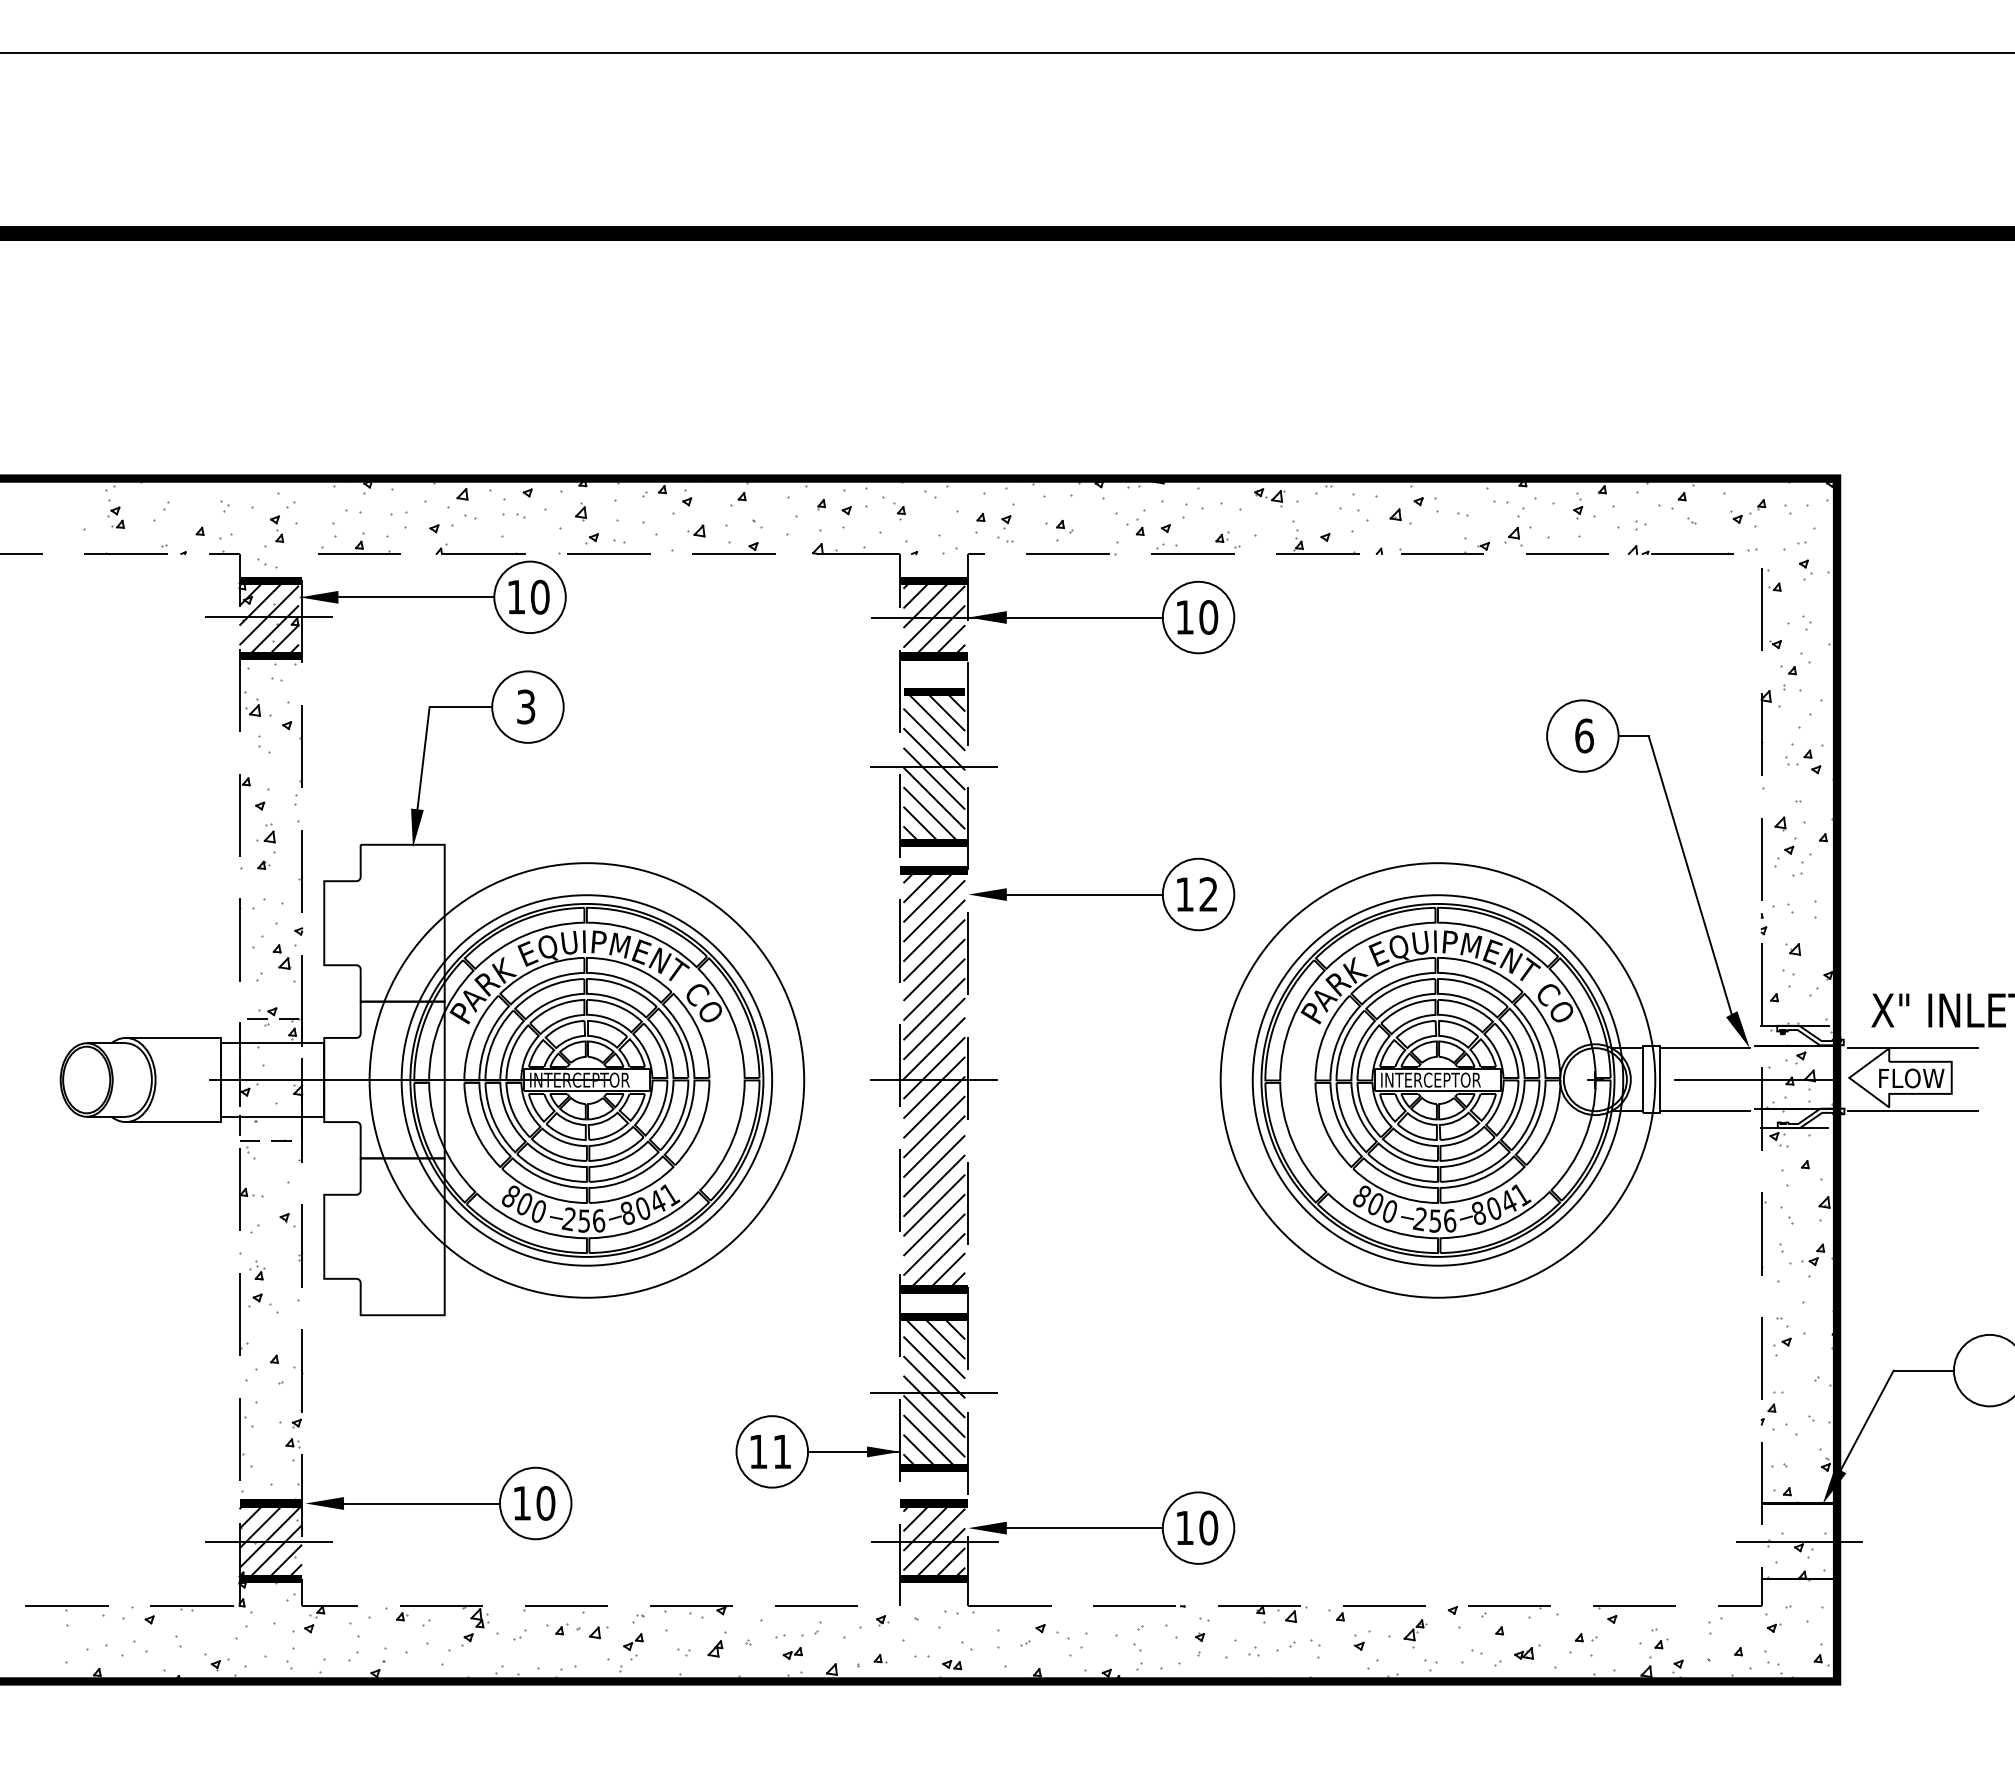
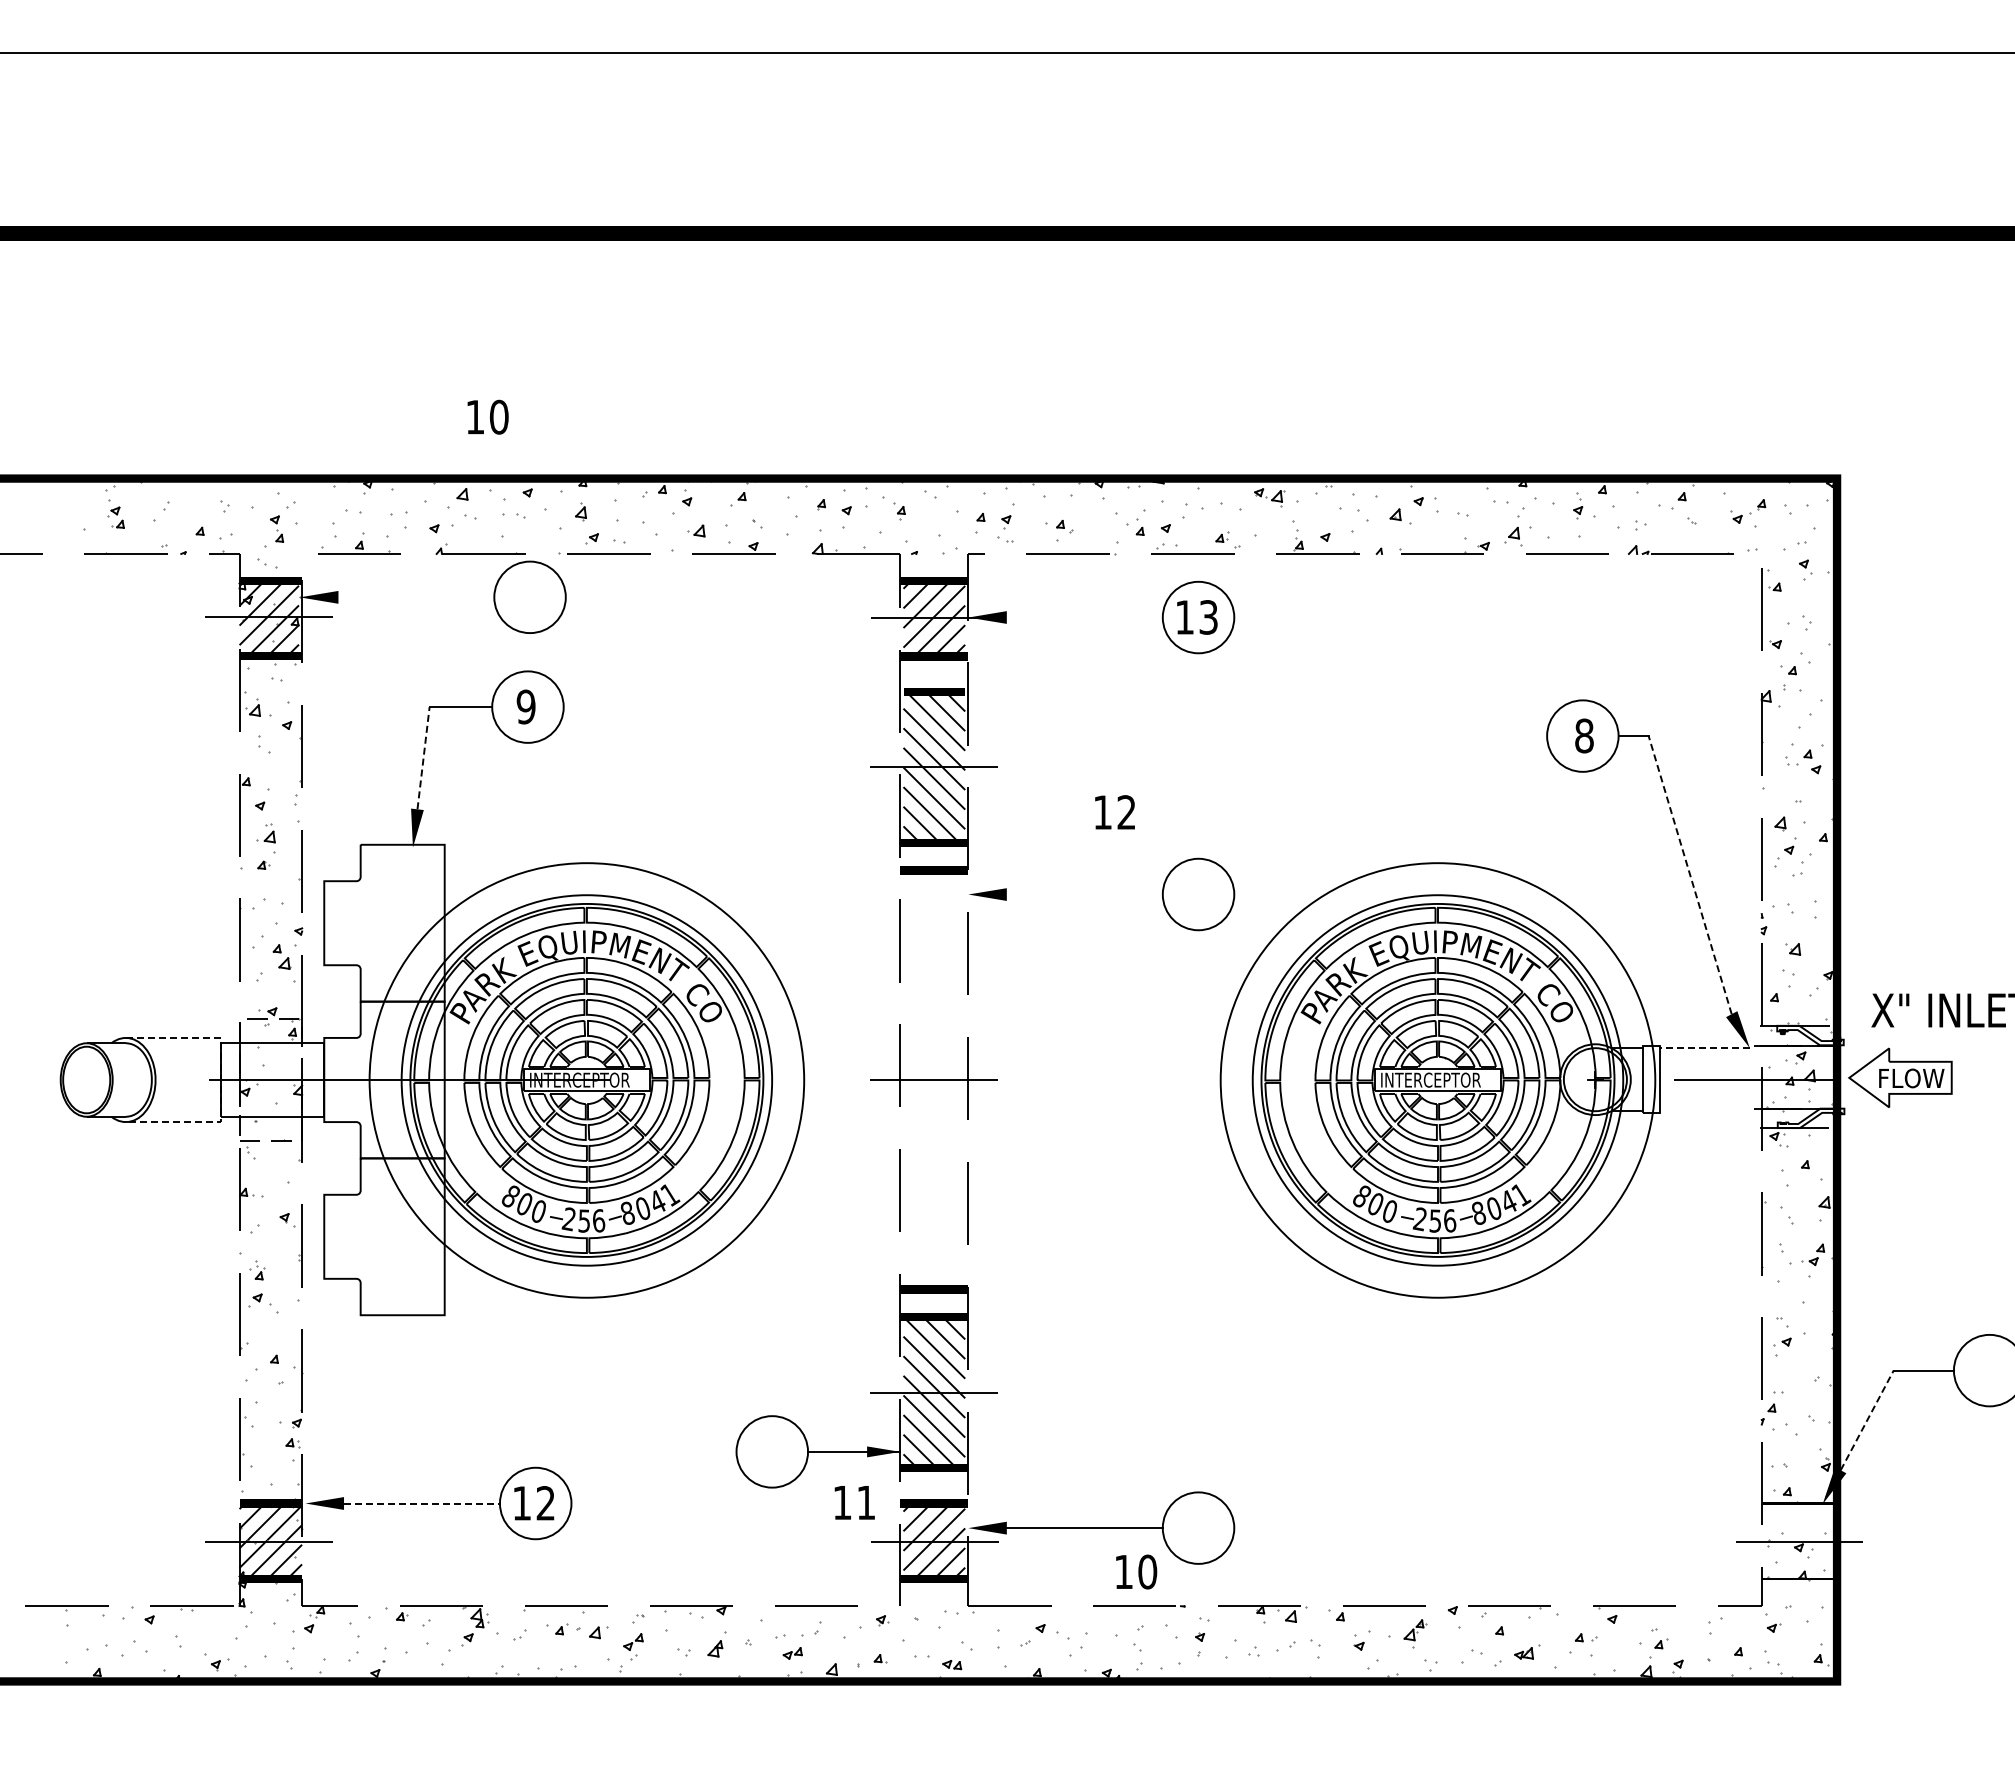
text position: (528, 596) -> (487, 416) (487, 416)
line: present -> none (416, 597)
line: present -> none (1084, 617)
text: 10 -> 13 (1208, 617)
text: 3 -> 9 (525, 706)
text: 6 -> 8 (1584, 735)
line: solid -> dashed (423, 757)
line: solid -> dashed (1690, 874)
line: present -> none (1084, 894)
text position: (1196, 894) -> (1114, 812) (1114, 812)
line: solid -> dashed (1705, 1048)
line: present -> none (1912, 1048)
hatch: present -> none (934, 1079)
line: solid -> dashed (220, 1080)
line: present -> none (1704, 1111)
line: present -> none (1912, 1111)
line: solid -> dashed (1867, 1420)
text position: (770, 1451) -> (854, 1502) (854, 1502)
line: solid -> dashed (422, 1503)
text: 10 -> 12 (545, 1503)
text position: (1197, 1527) -> (1136, 1571) (1136, 1571)
